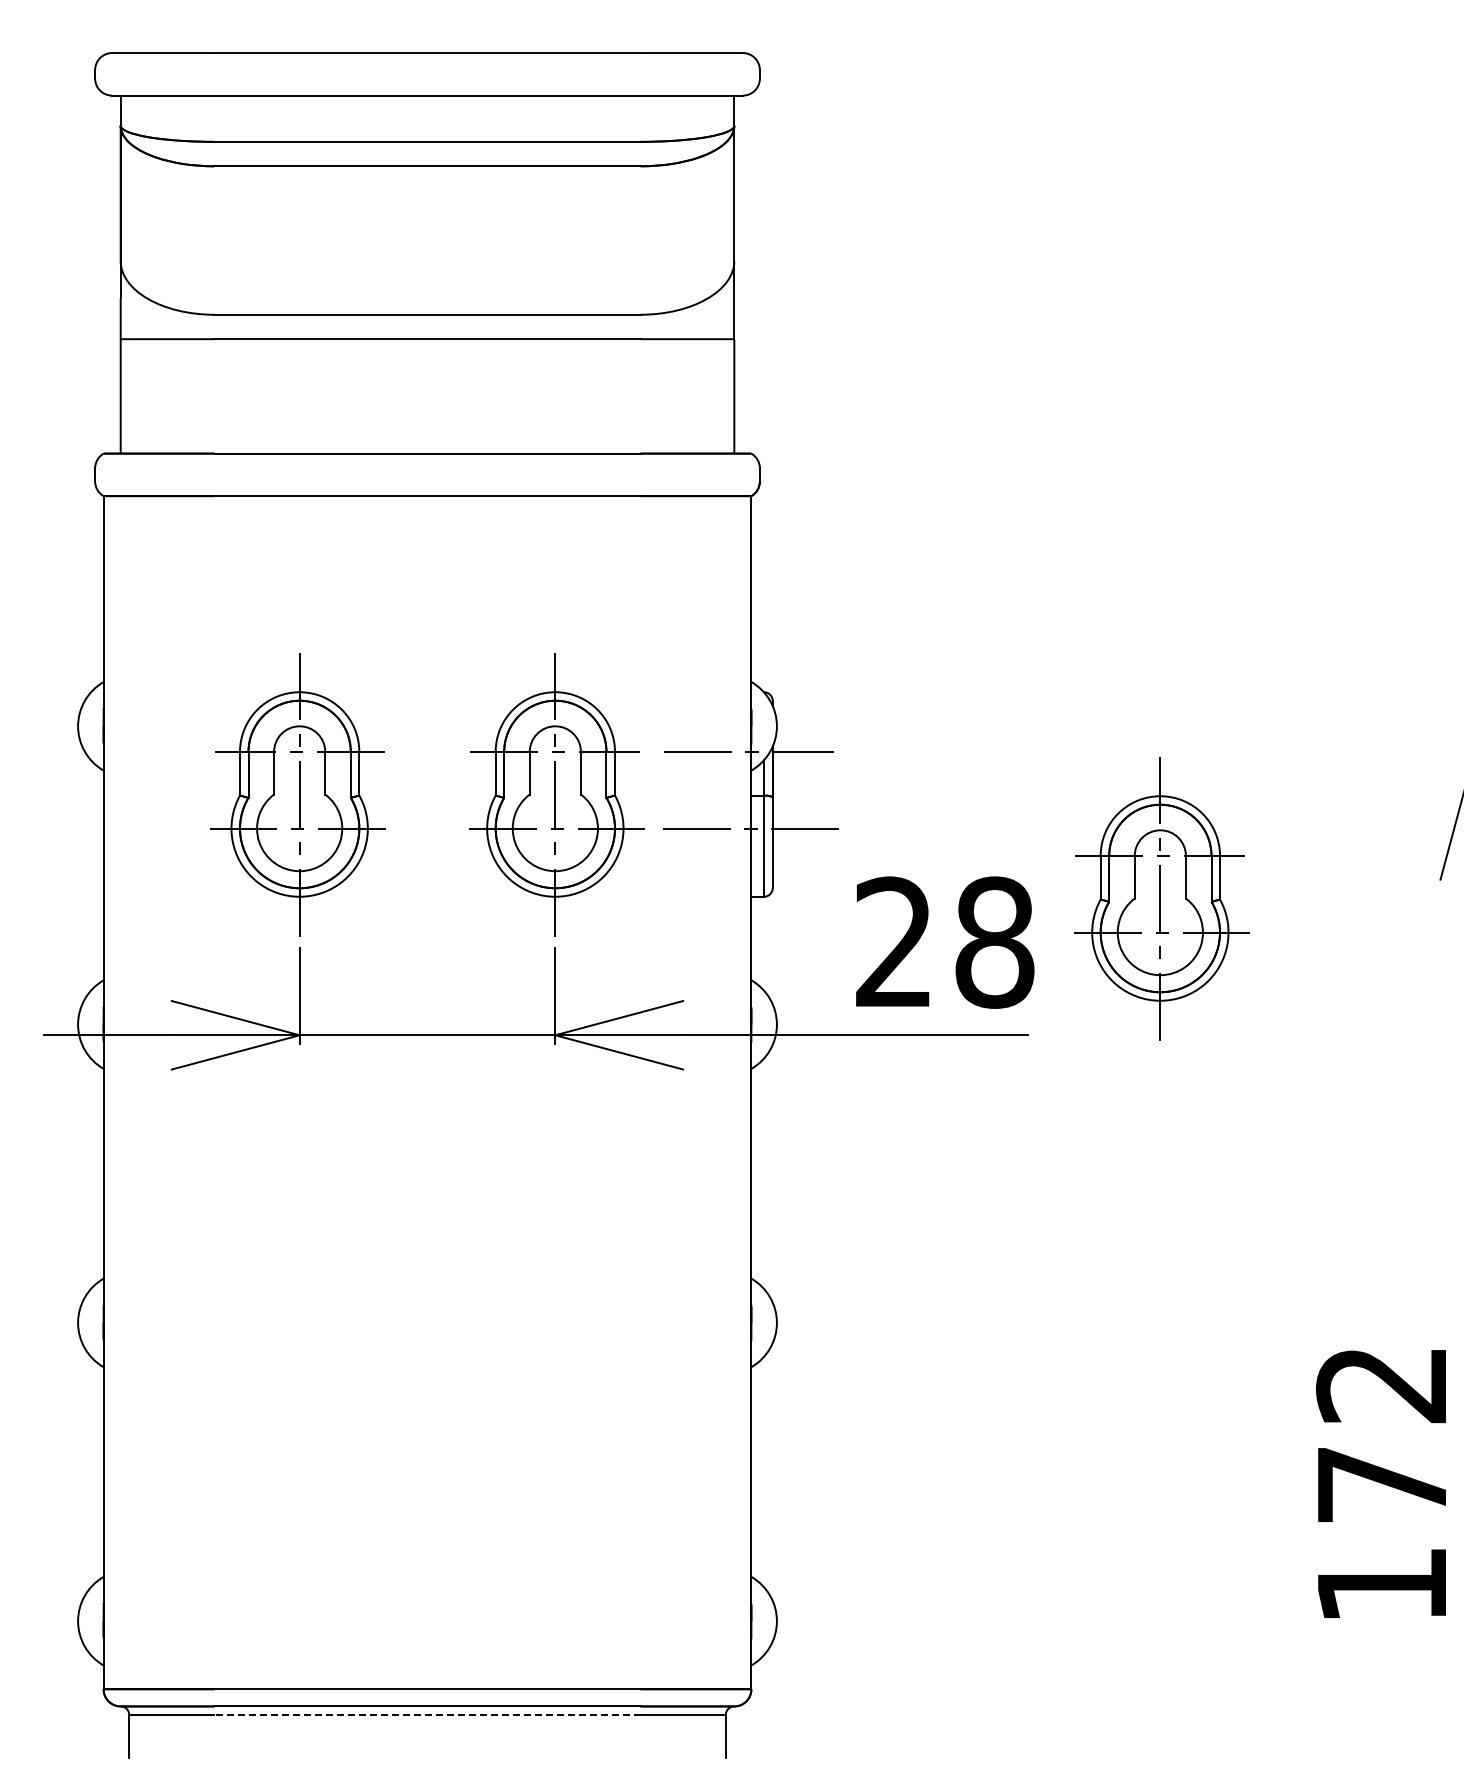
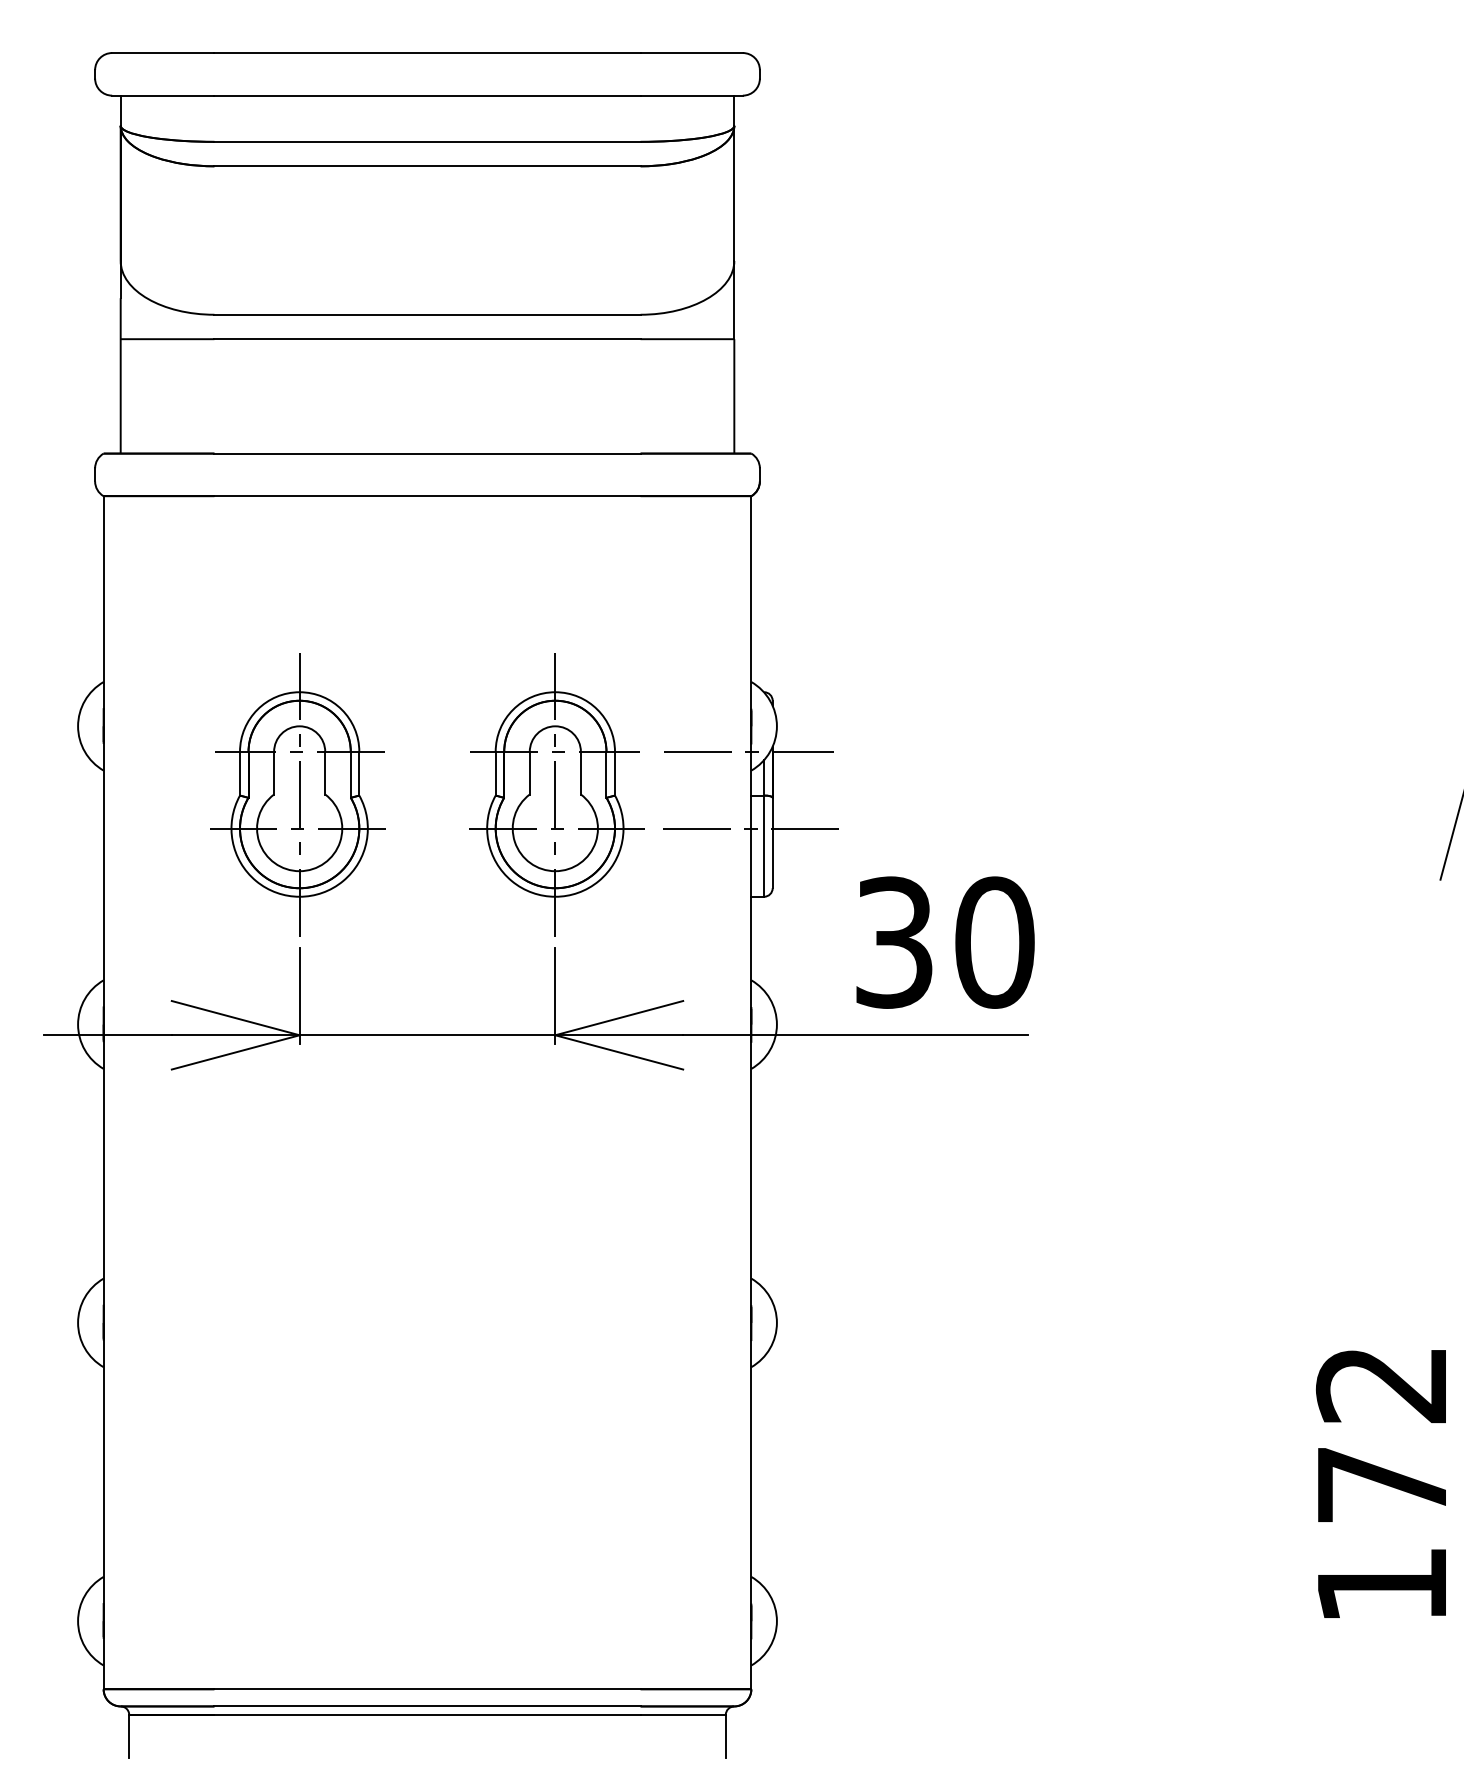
part: present -> none (1161, 898)
text: 28 -> 30 (945, 942)
line: dashed -> solid (427, 1714)
